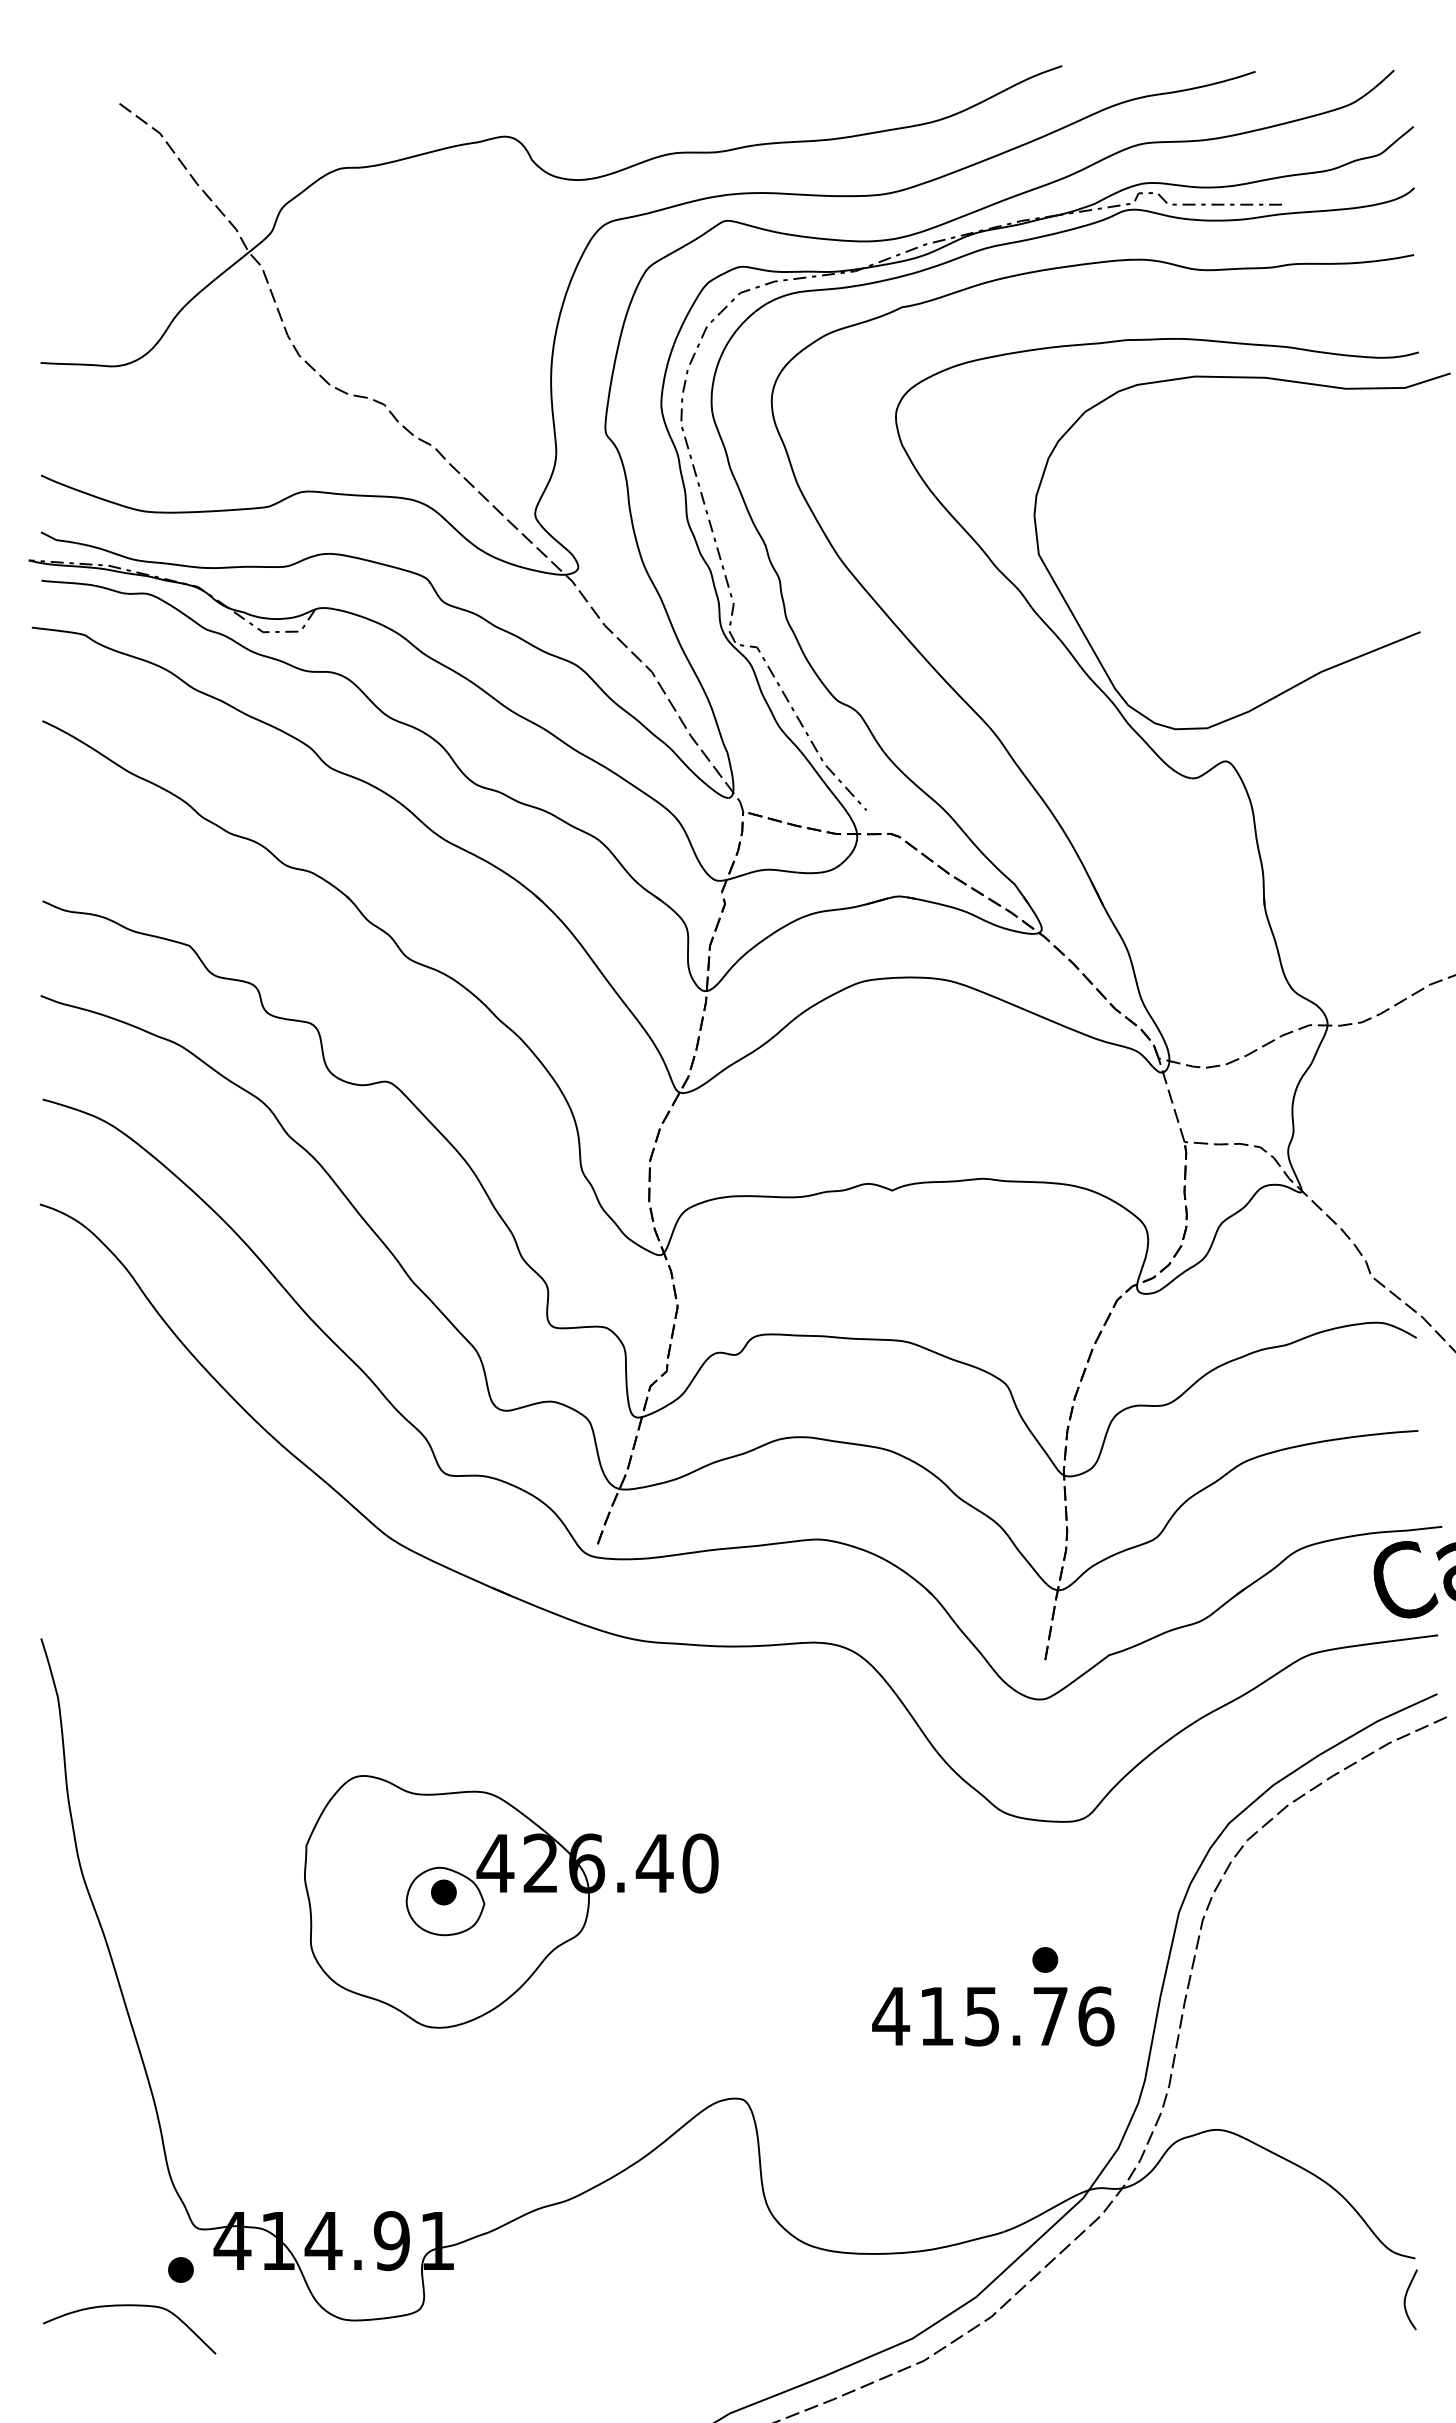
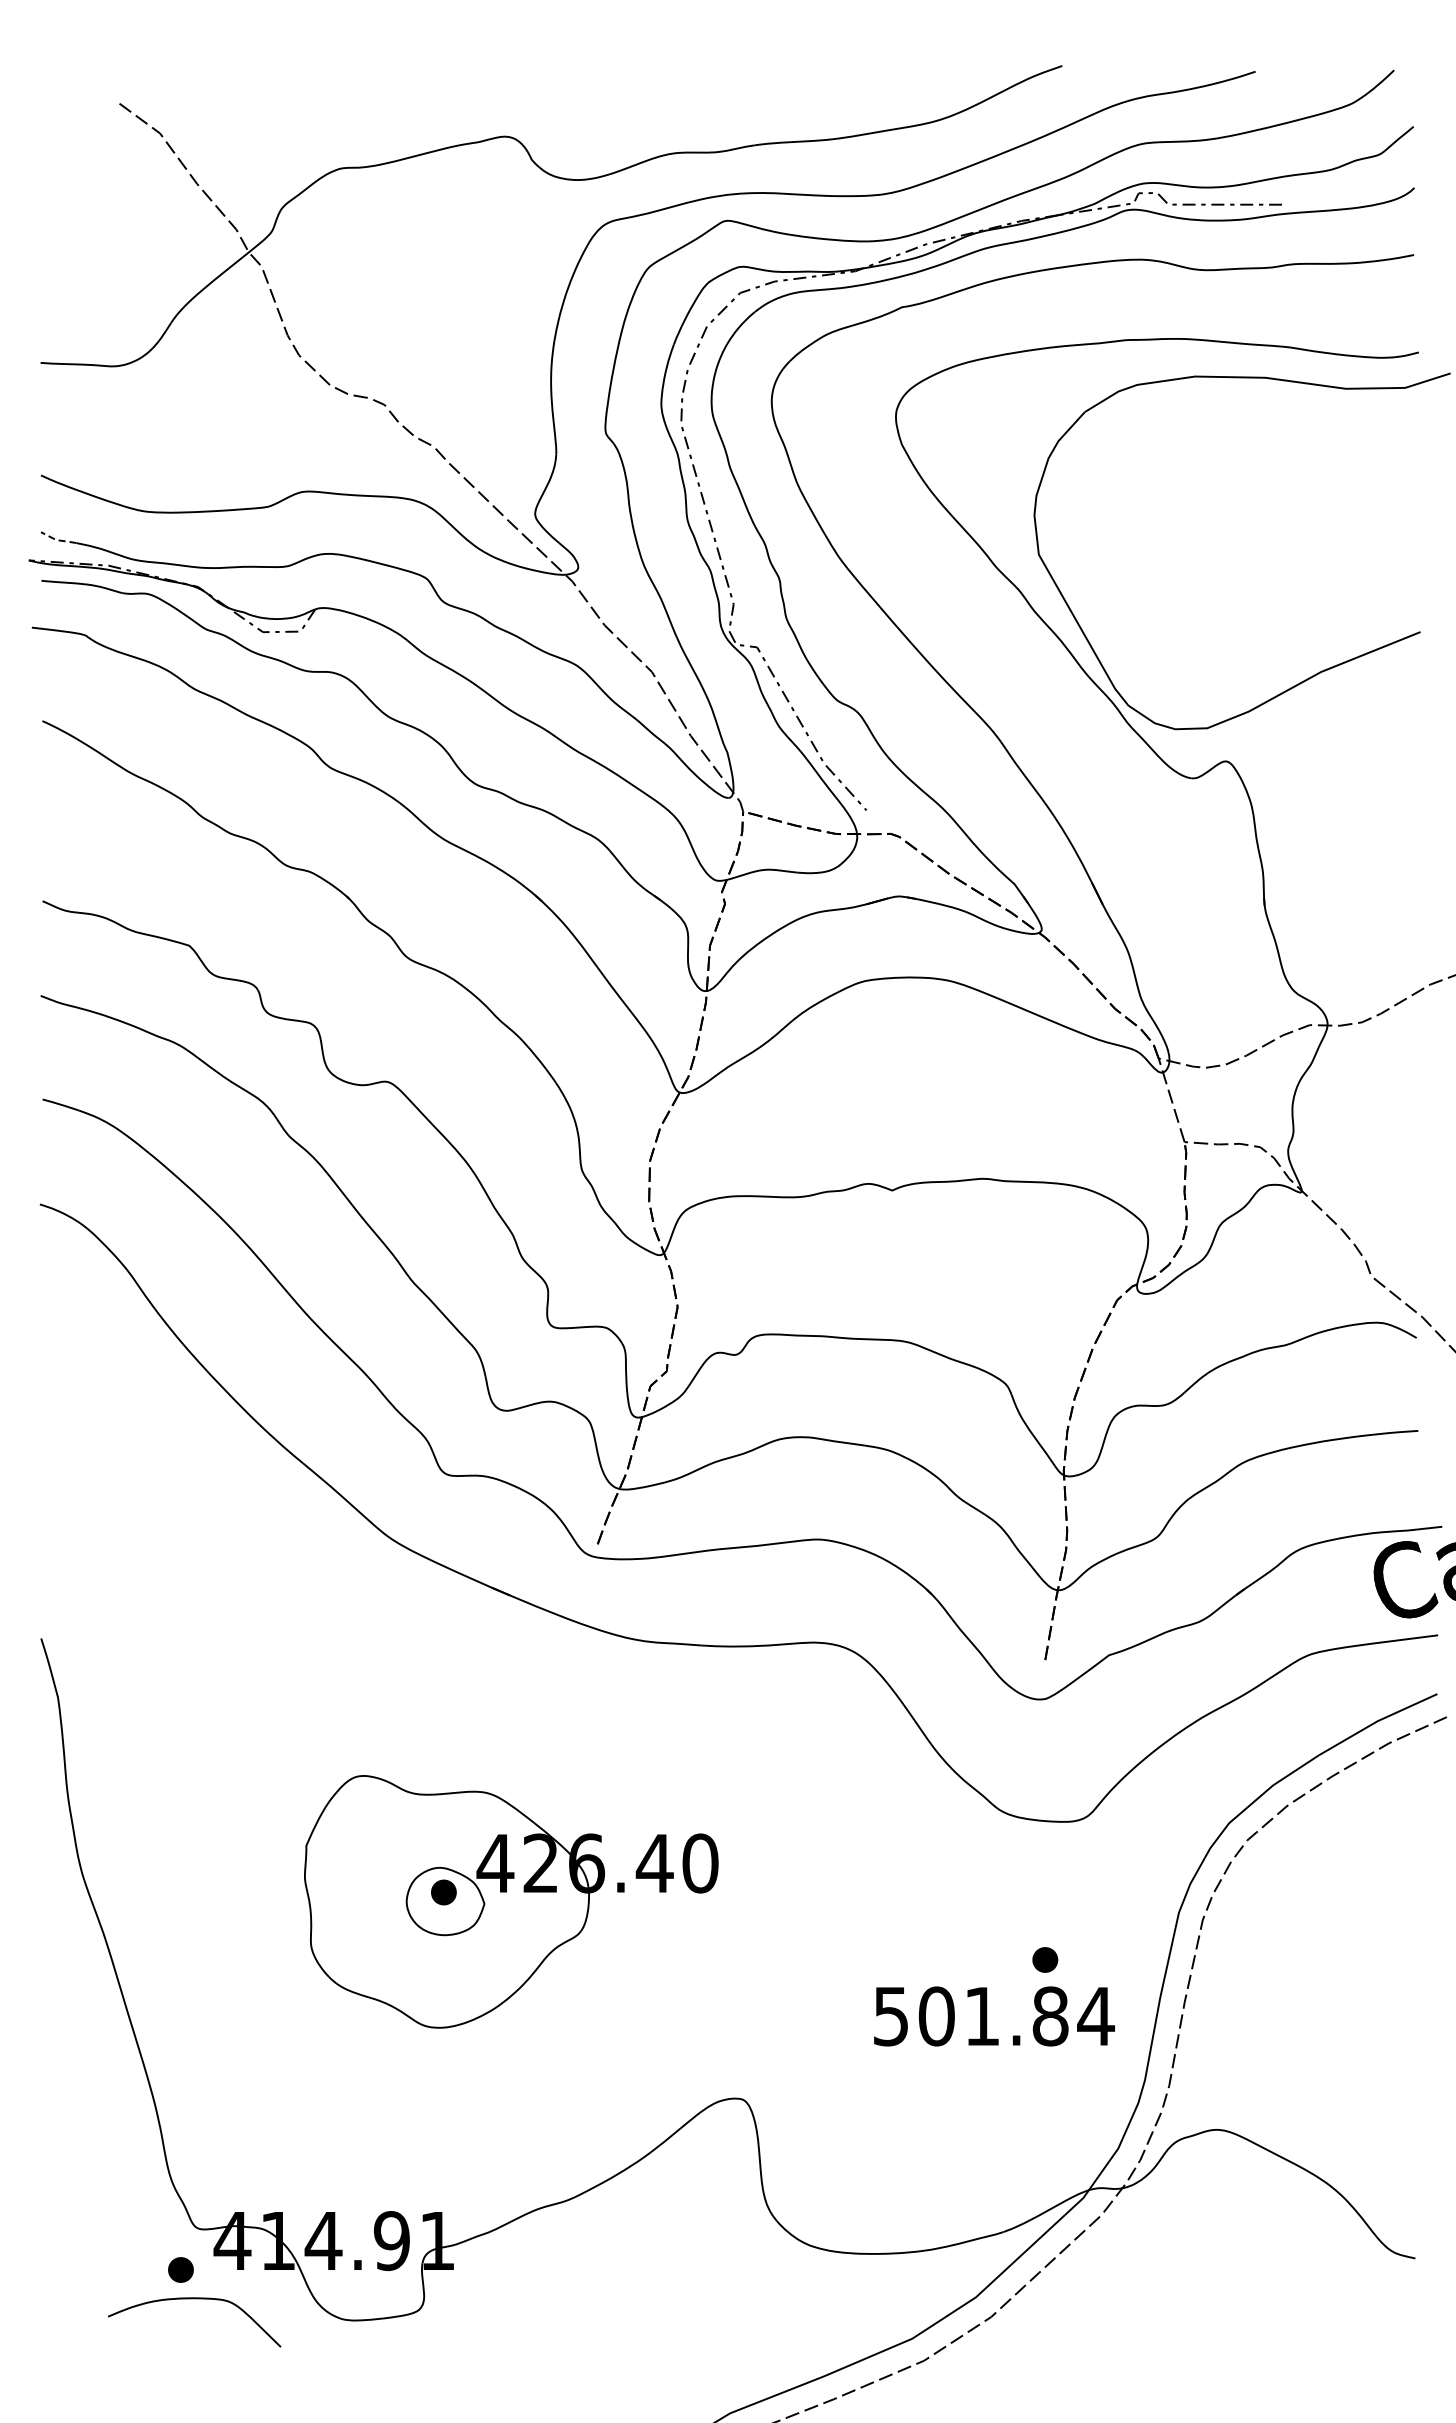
line: solid -> dashed (57, 540)
text: 415.76 -> 501.84 (993, 2016)
curve: present -> none (1406, 2297)
curve position: (129, 2306) -> (194, 2299) (194, 2299)
